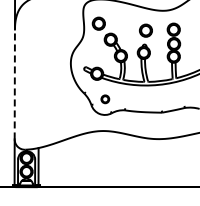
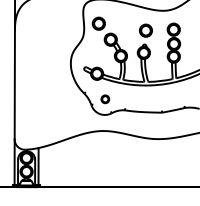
line: dashed -> solid (14, 84)
